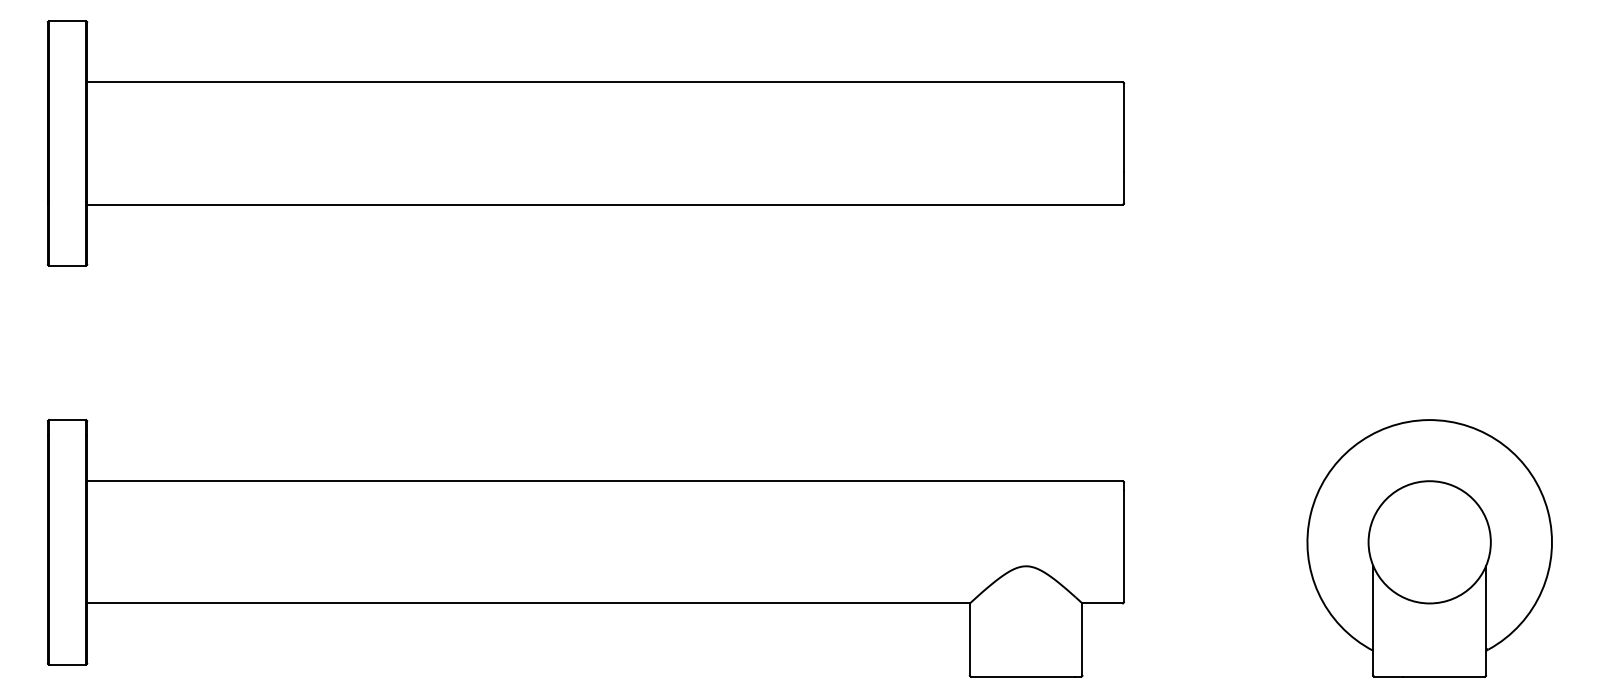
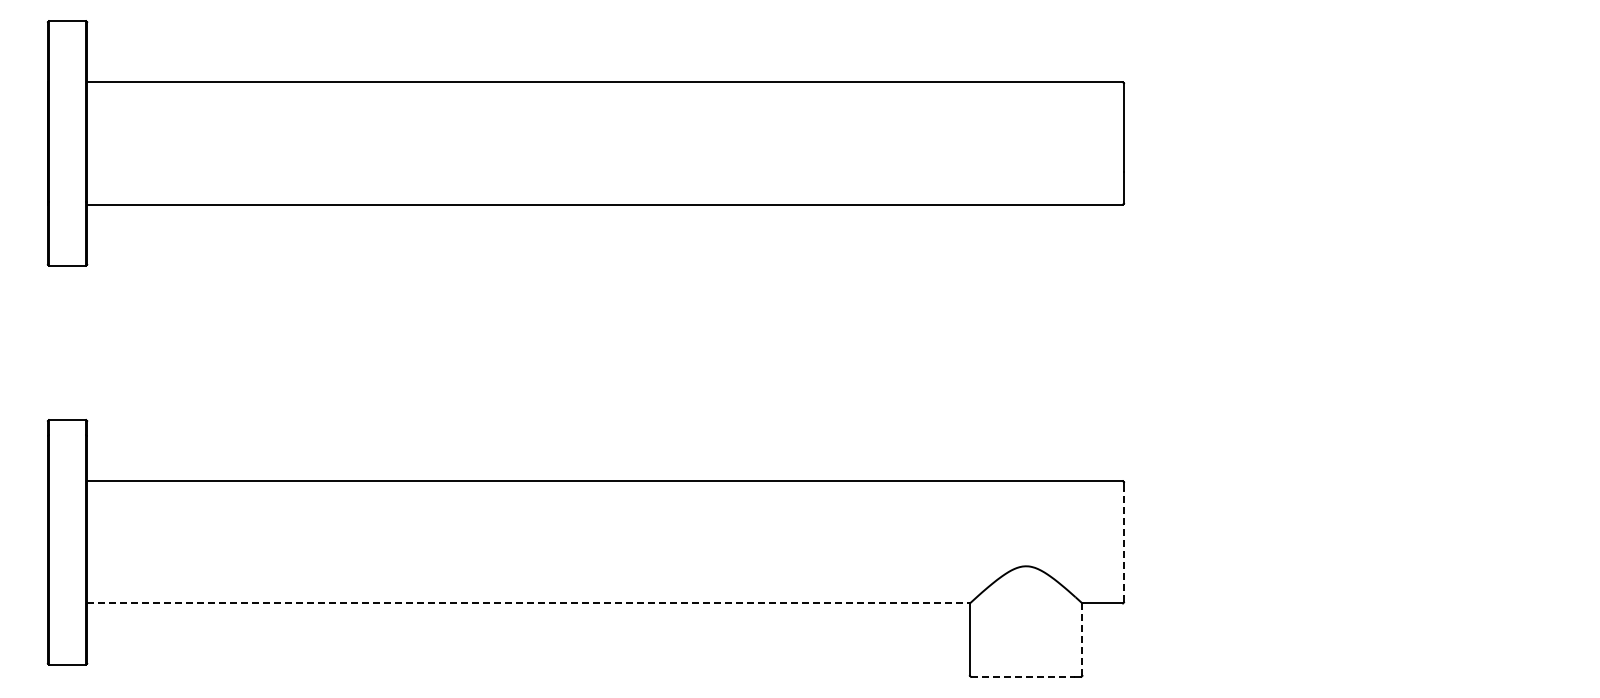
line: solid -> dashed (1123, 545)
part: present -> none (1429, 548)
line: solid -> dashed (529, 603)
line: solid -> dashed (1082, 640)
line: solid -> dashed (1022, 676)
